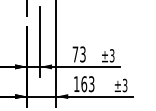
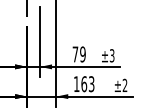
text: 73 -> 79 (82, 54)
text: ±3 -> ±2 (124, 85)
